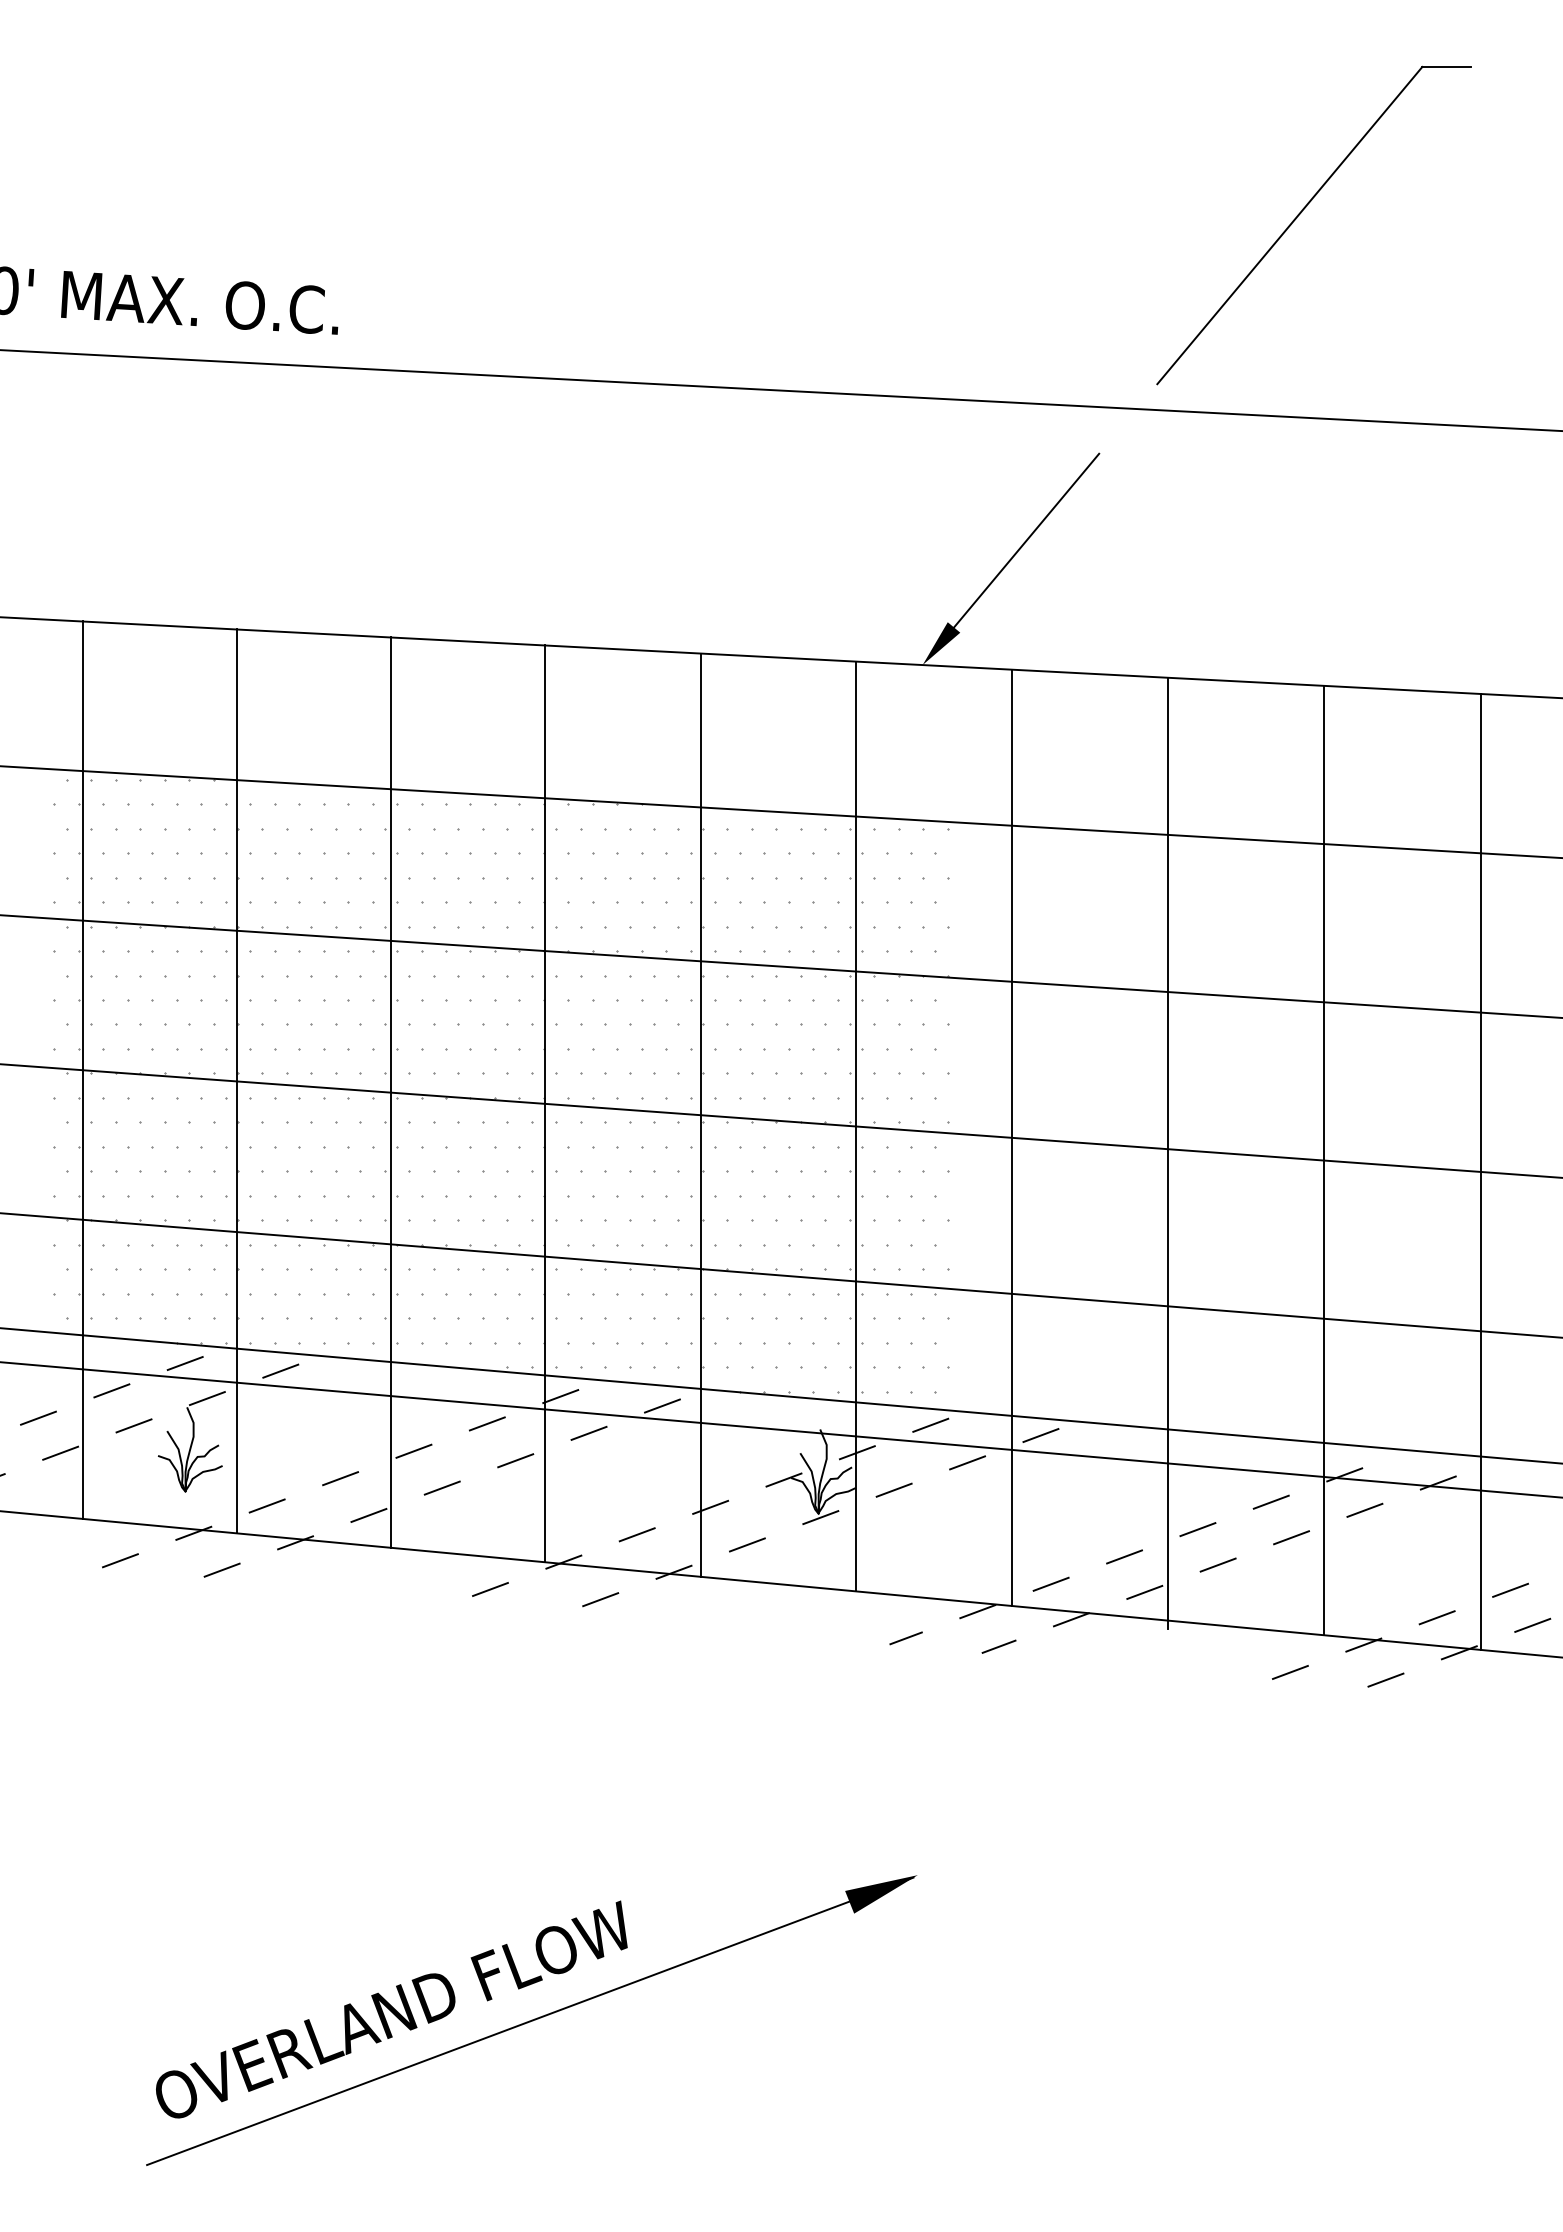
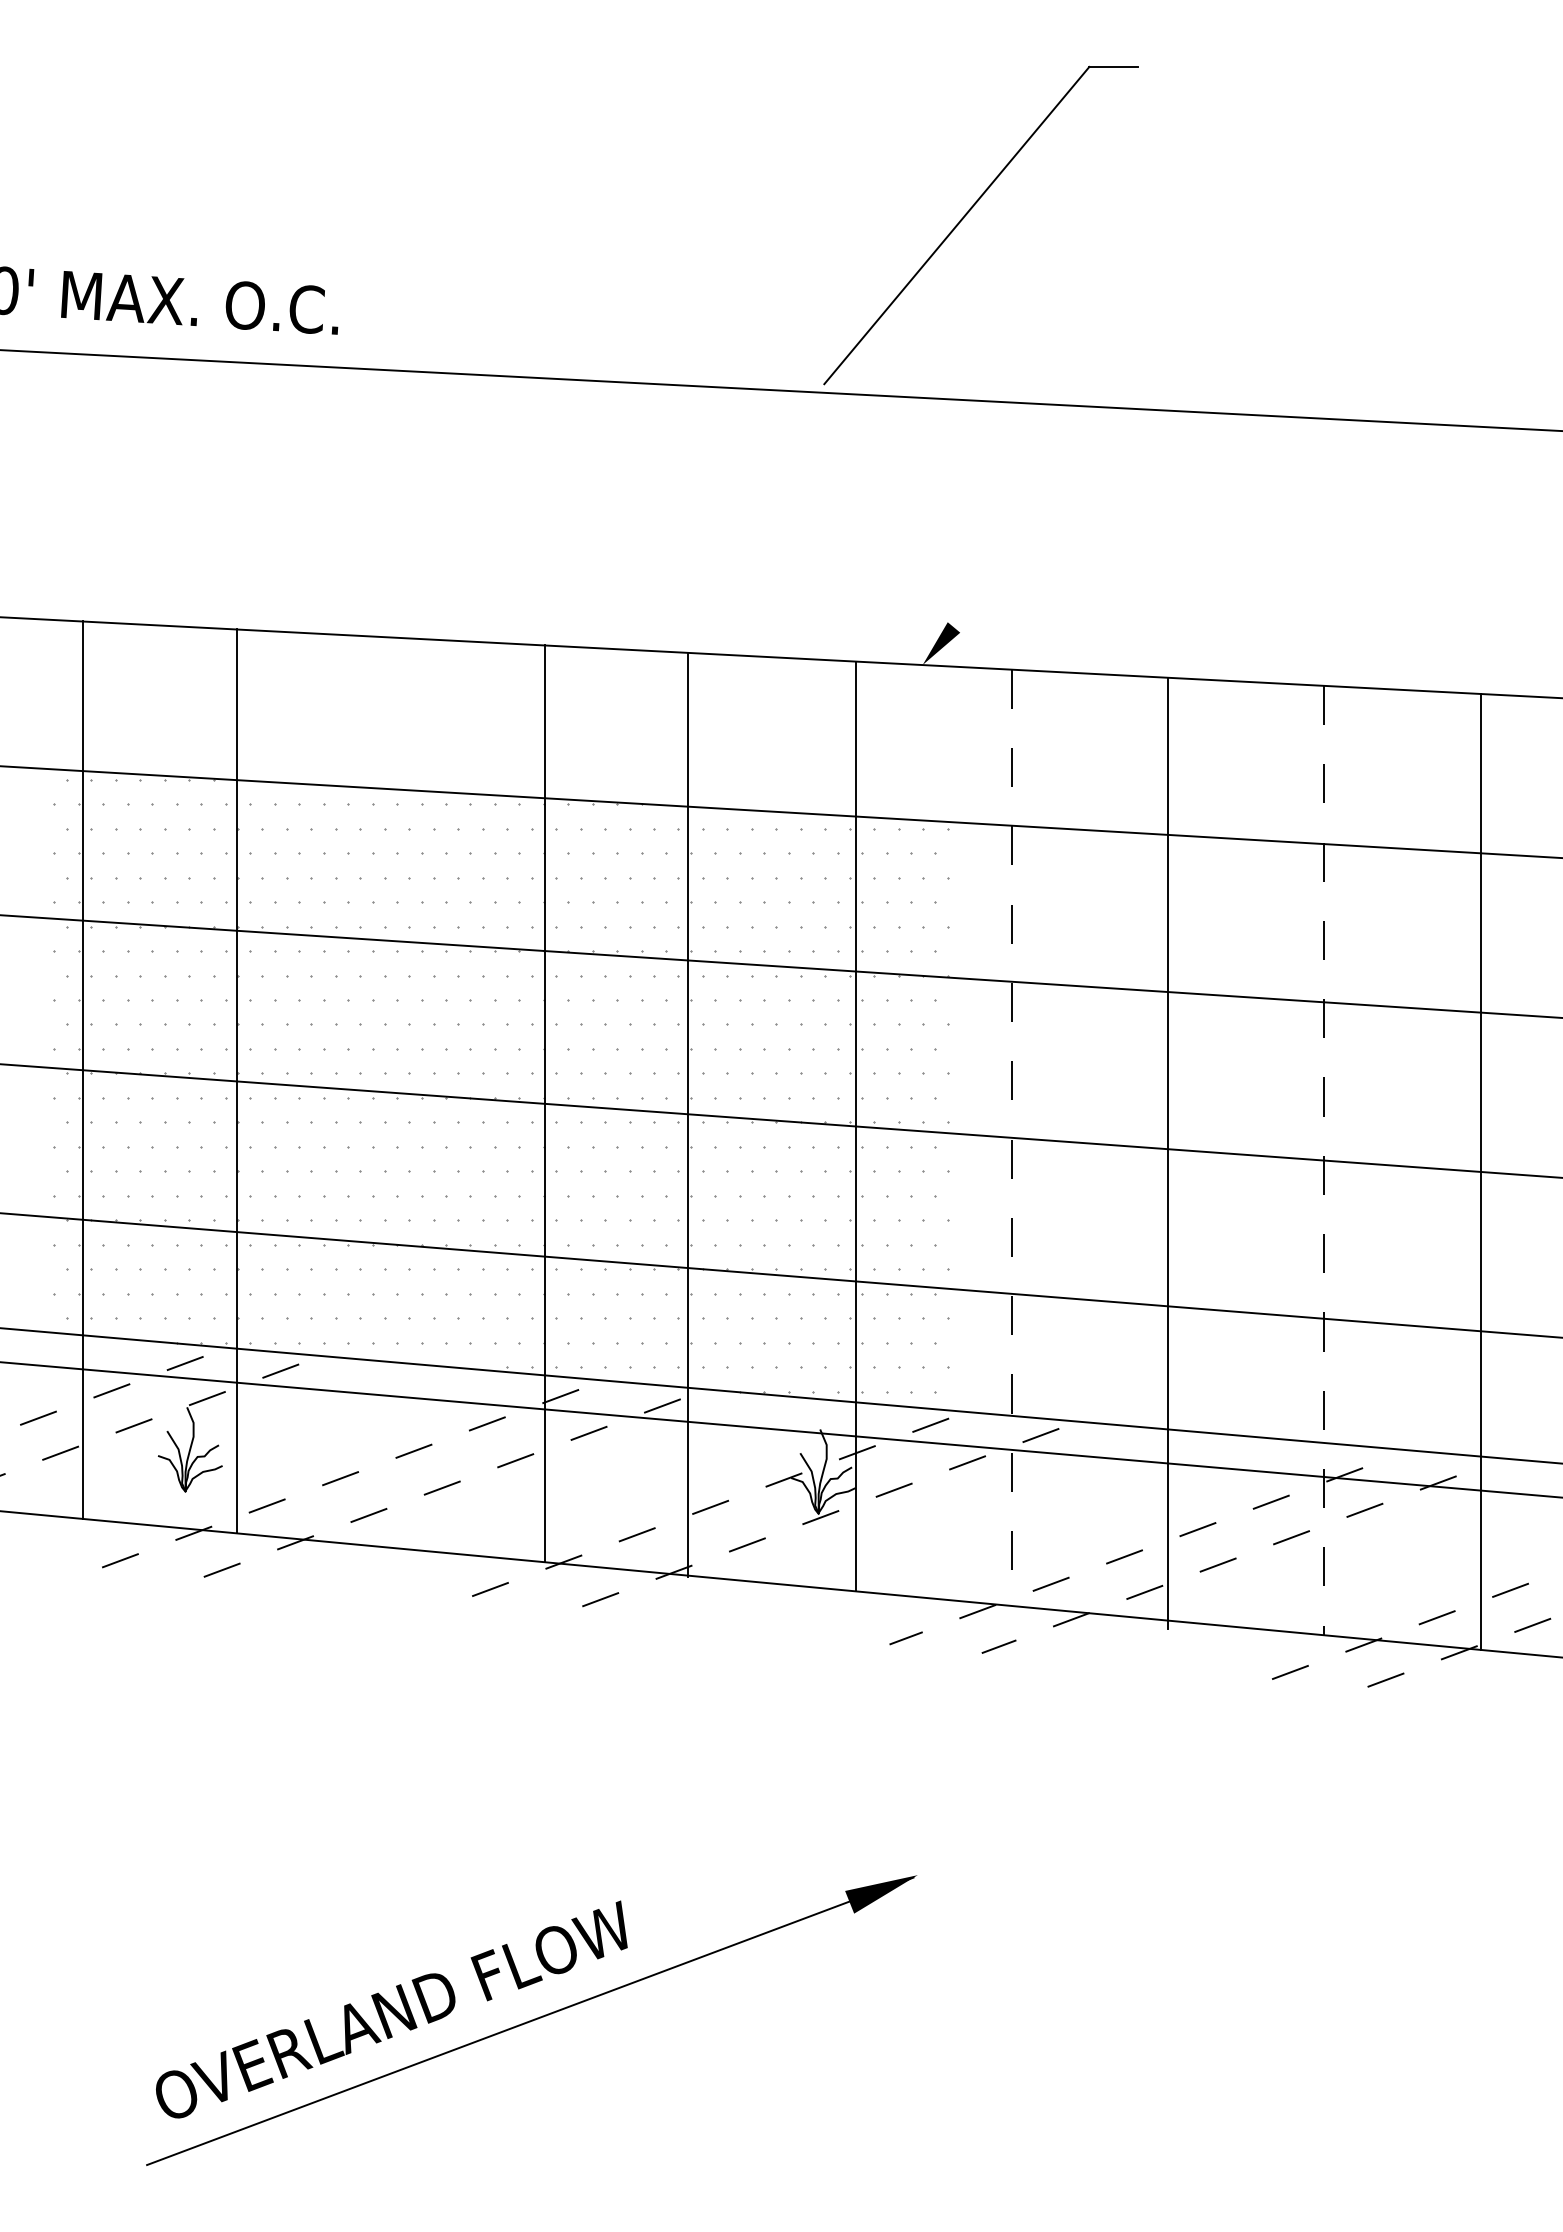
part position: (1301, 213) -> (968, 213) (968, 213)
line: present -> none (1026, 540)
line: present -> none (390, 1092)
line position: (700, 1114) -> (687, 1114) (687, 1114)
line: solid -> dashed (1011, 1138)
line: solid -> dashed (1324, 1160)
